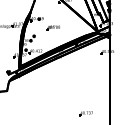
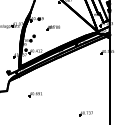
part: none -> present (34, 94)
